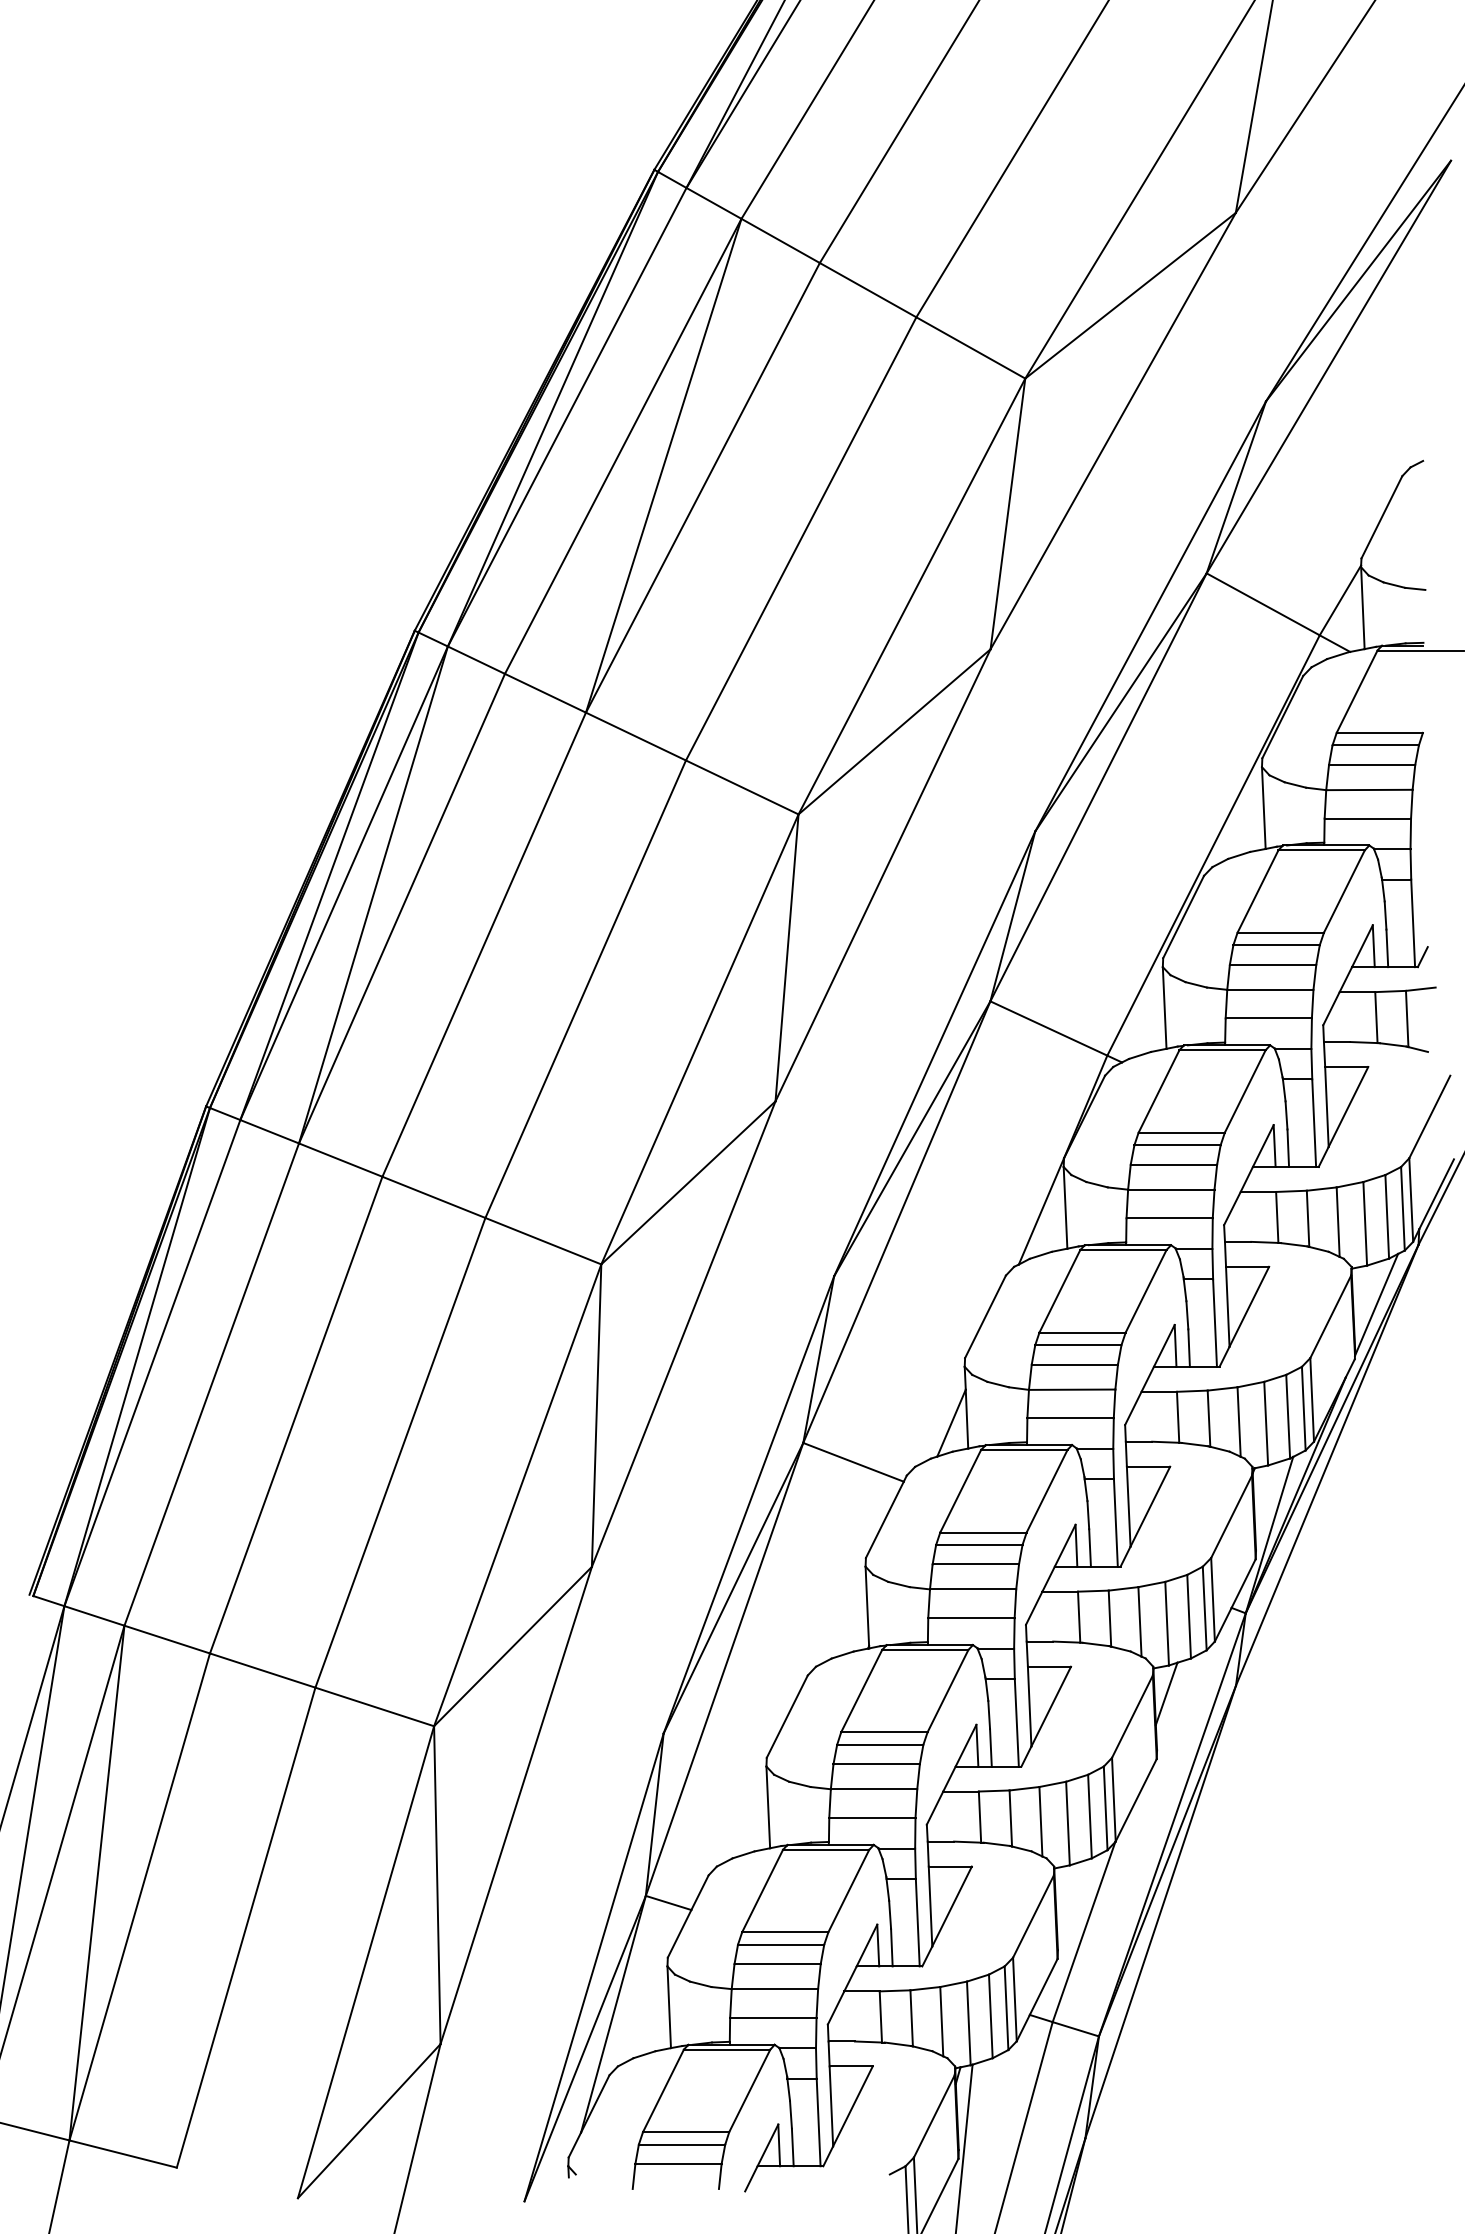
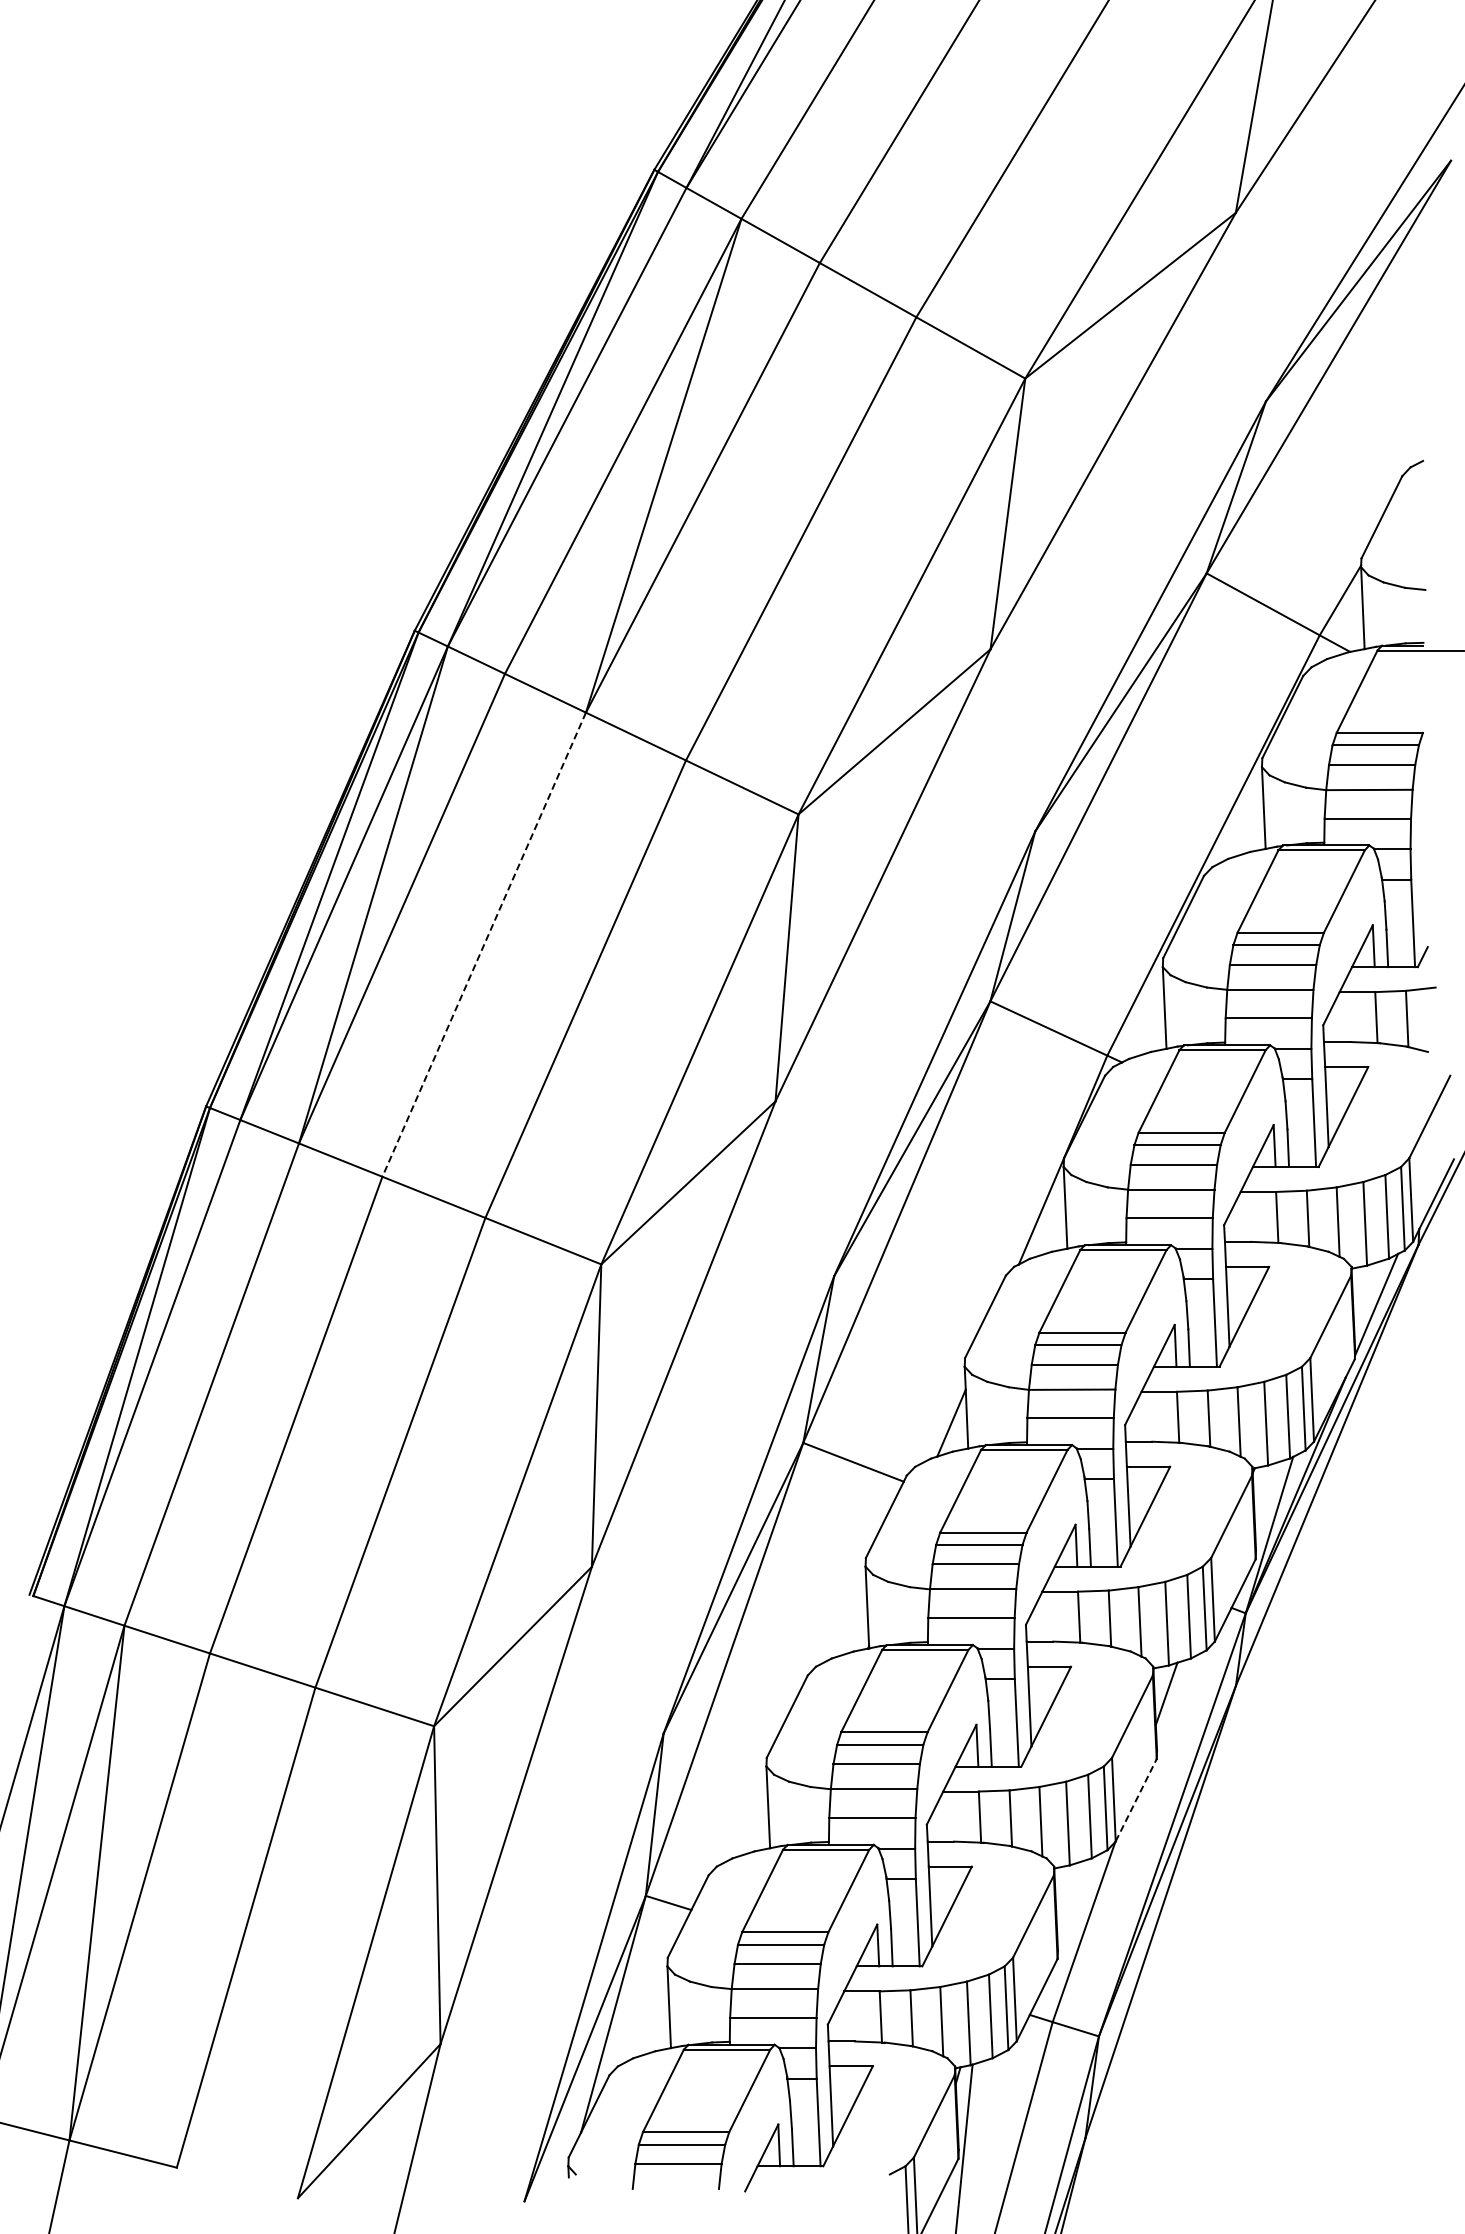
line: solid -> dashed (484, 945)
line: solid -> dashed (1136, 1799)
